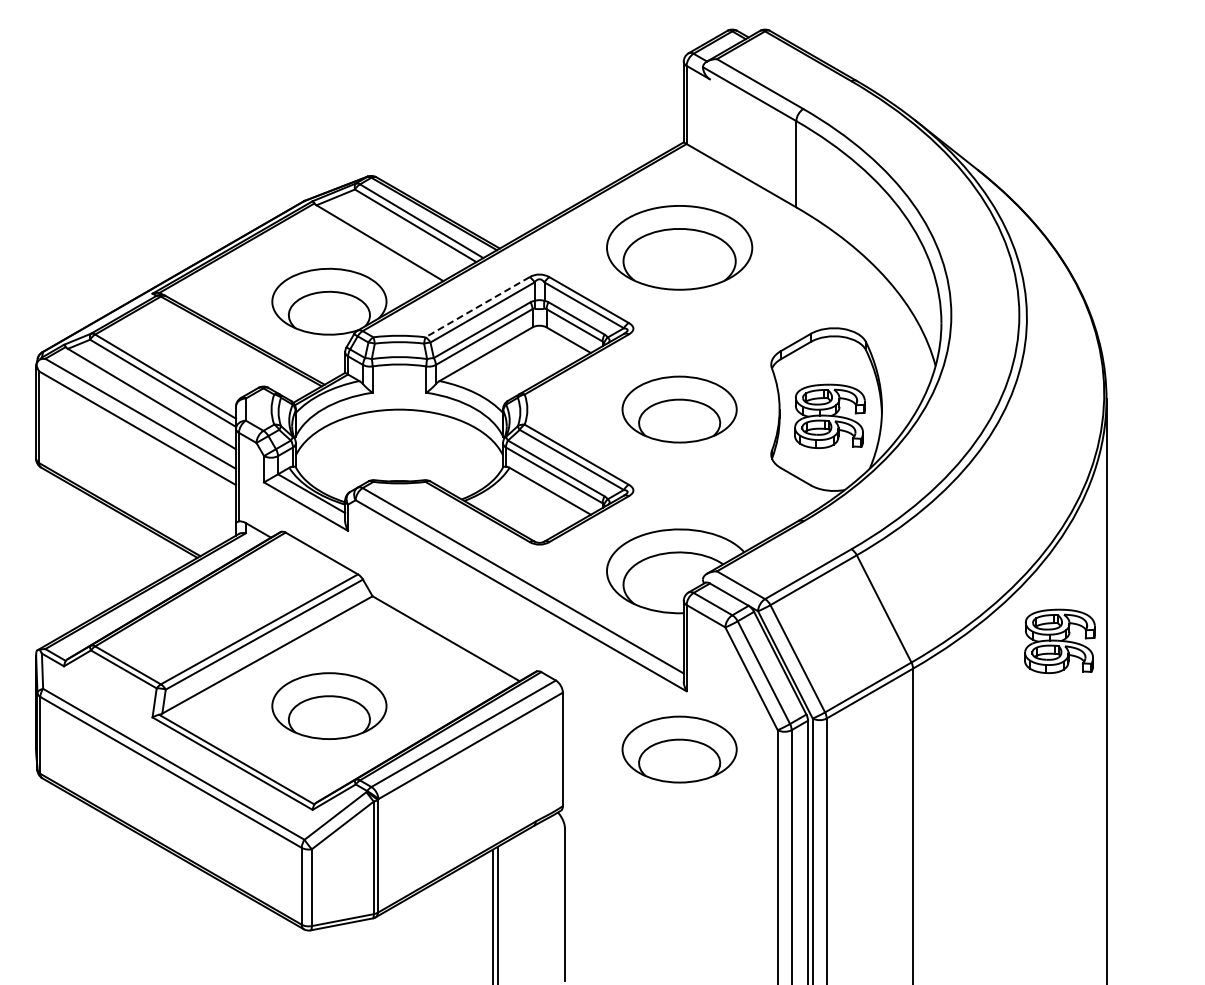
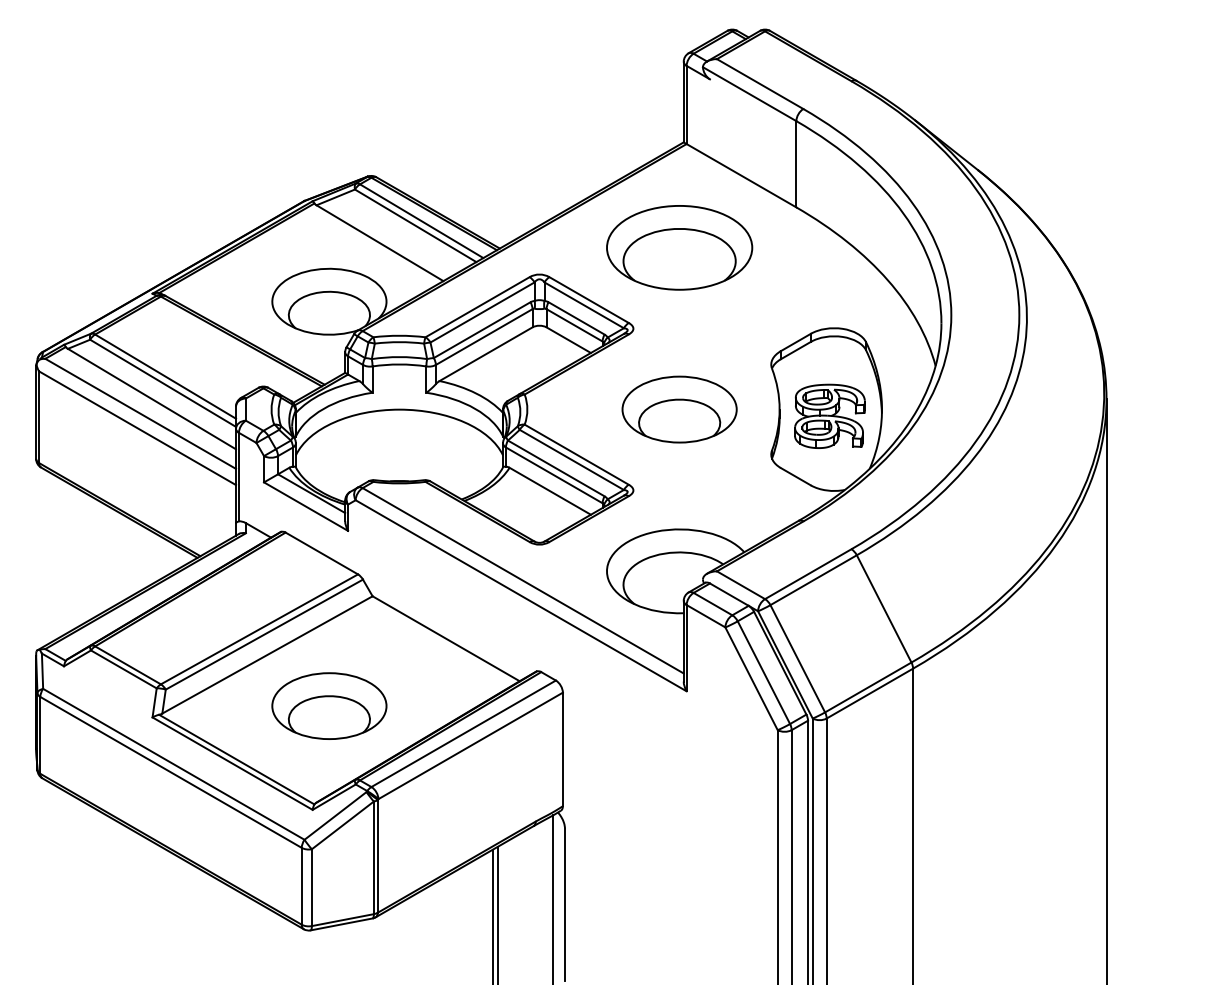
line: dashed -> solid (477, 307)
part: present -> none (1059, 640)
part: present -> none (679, 749)
line: none -> present (553, 898)
